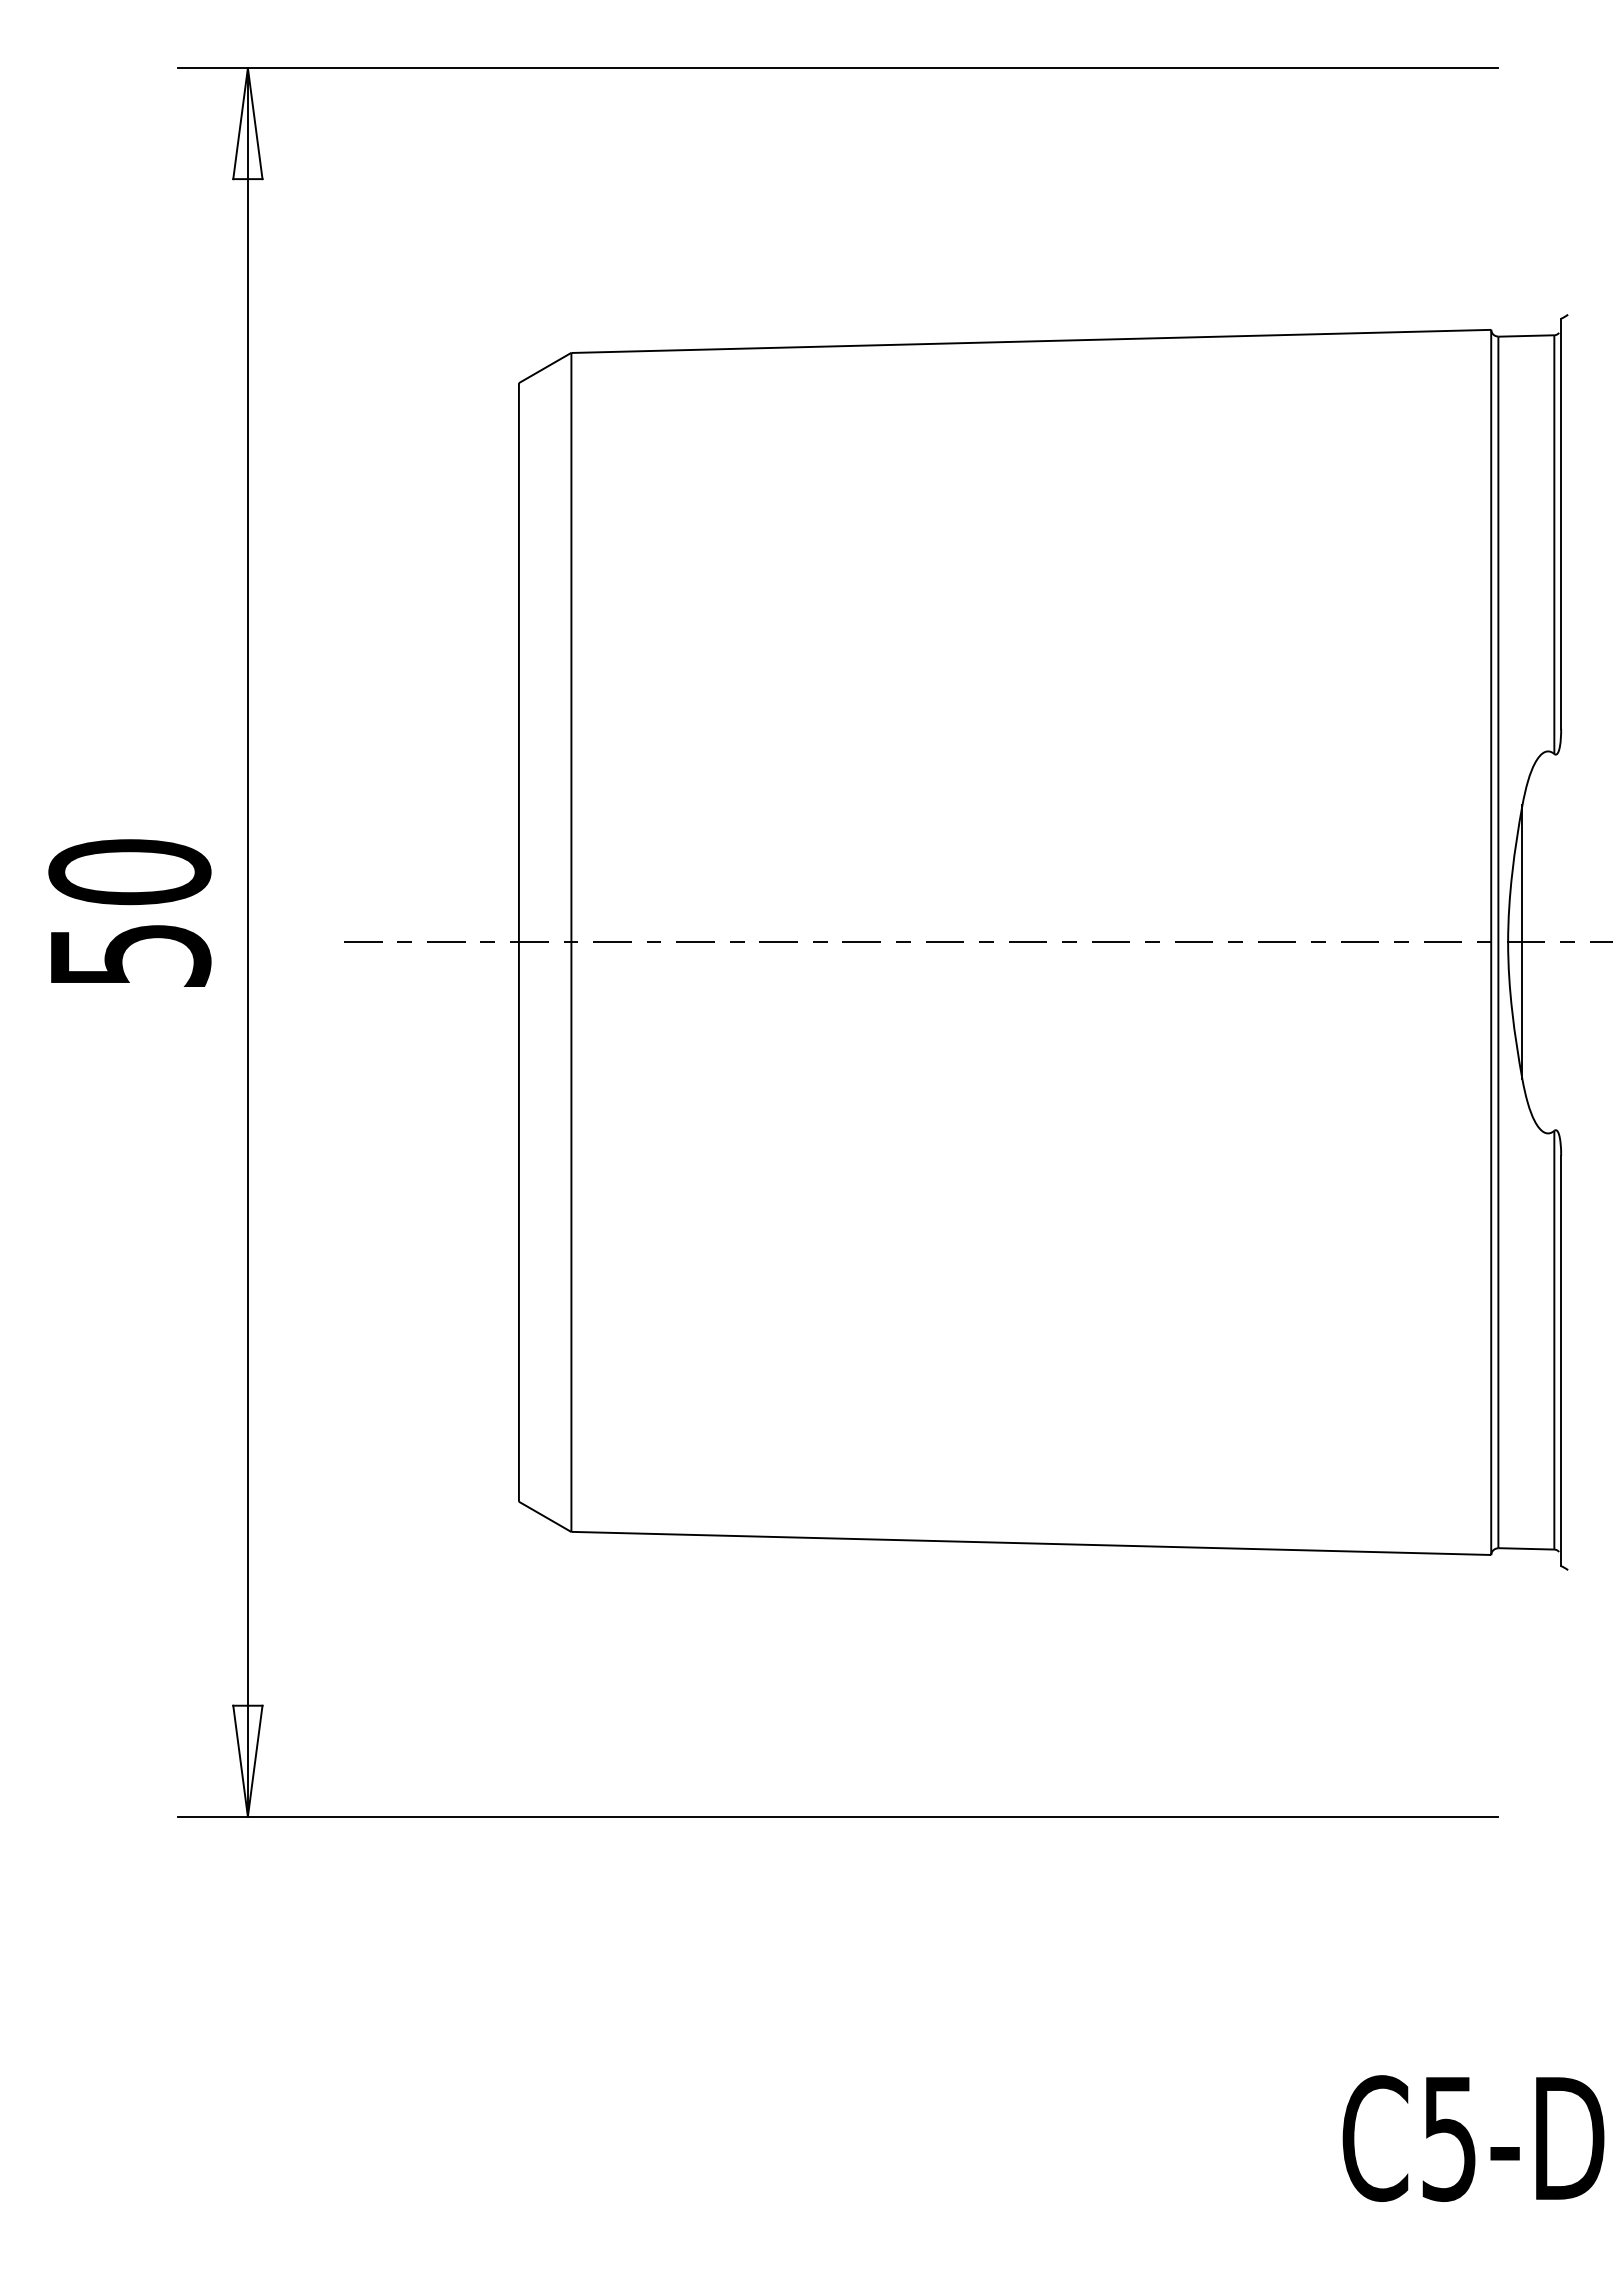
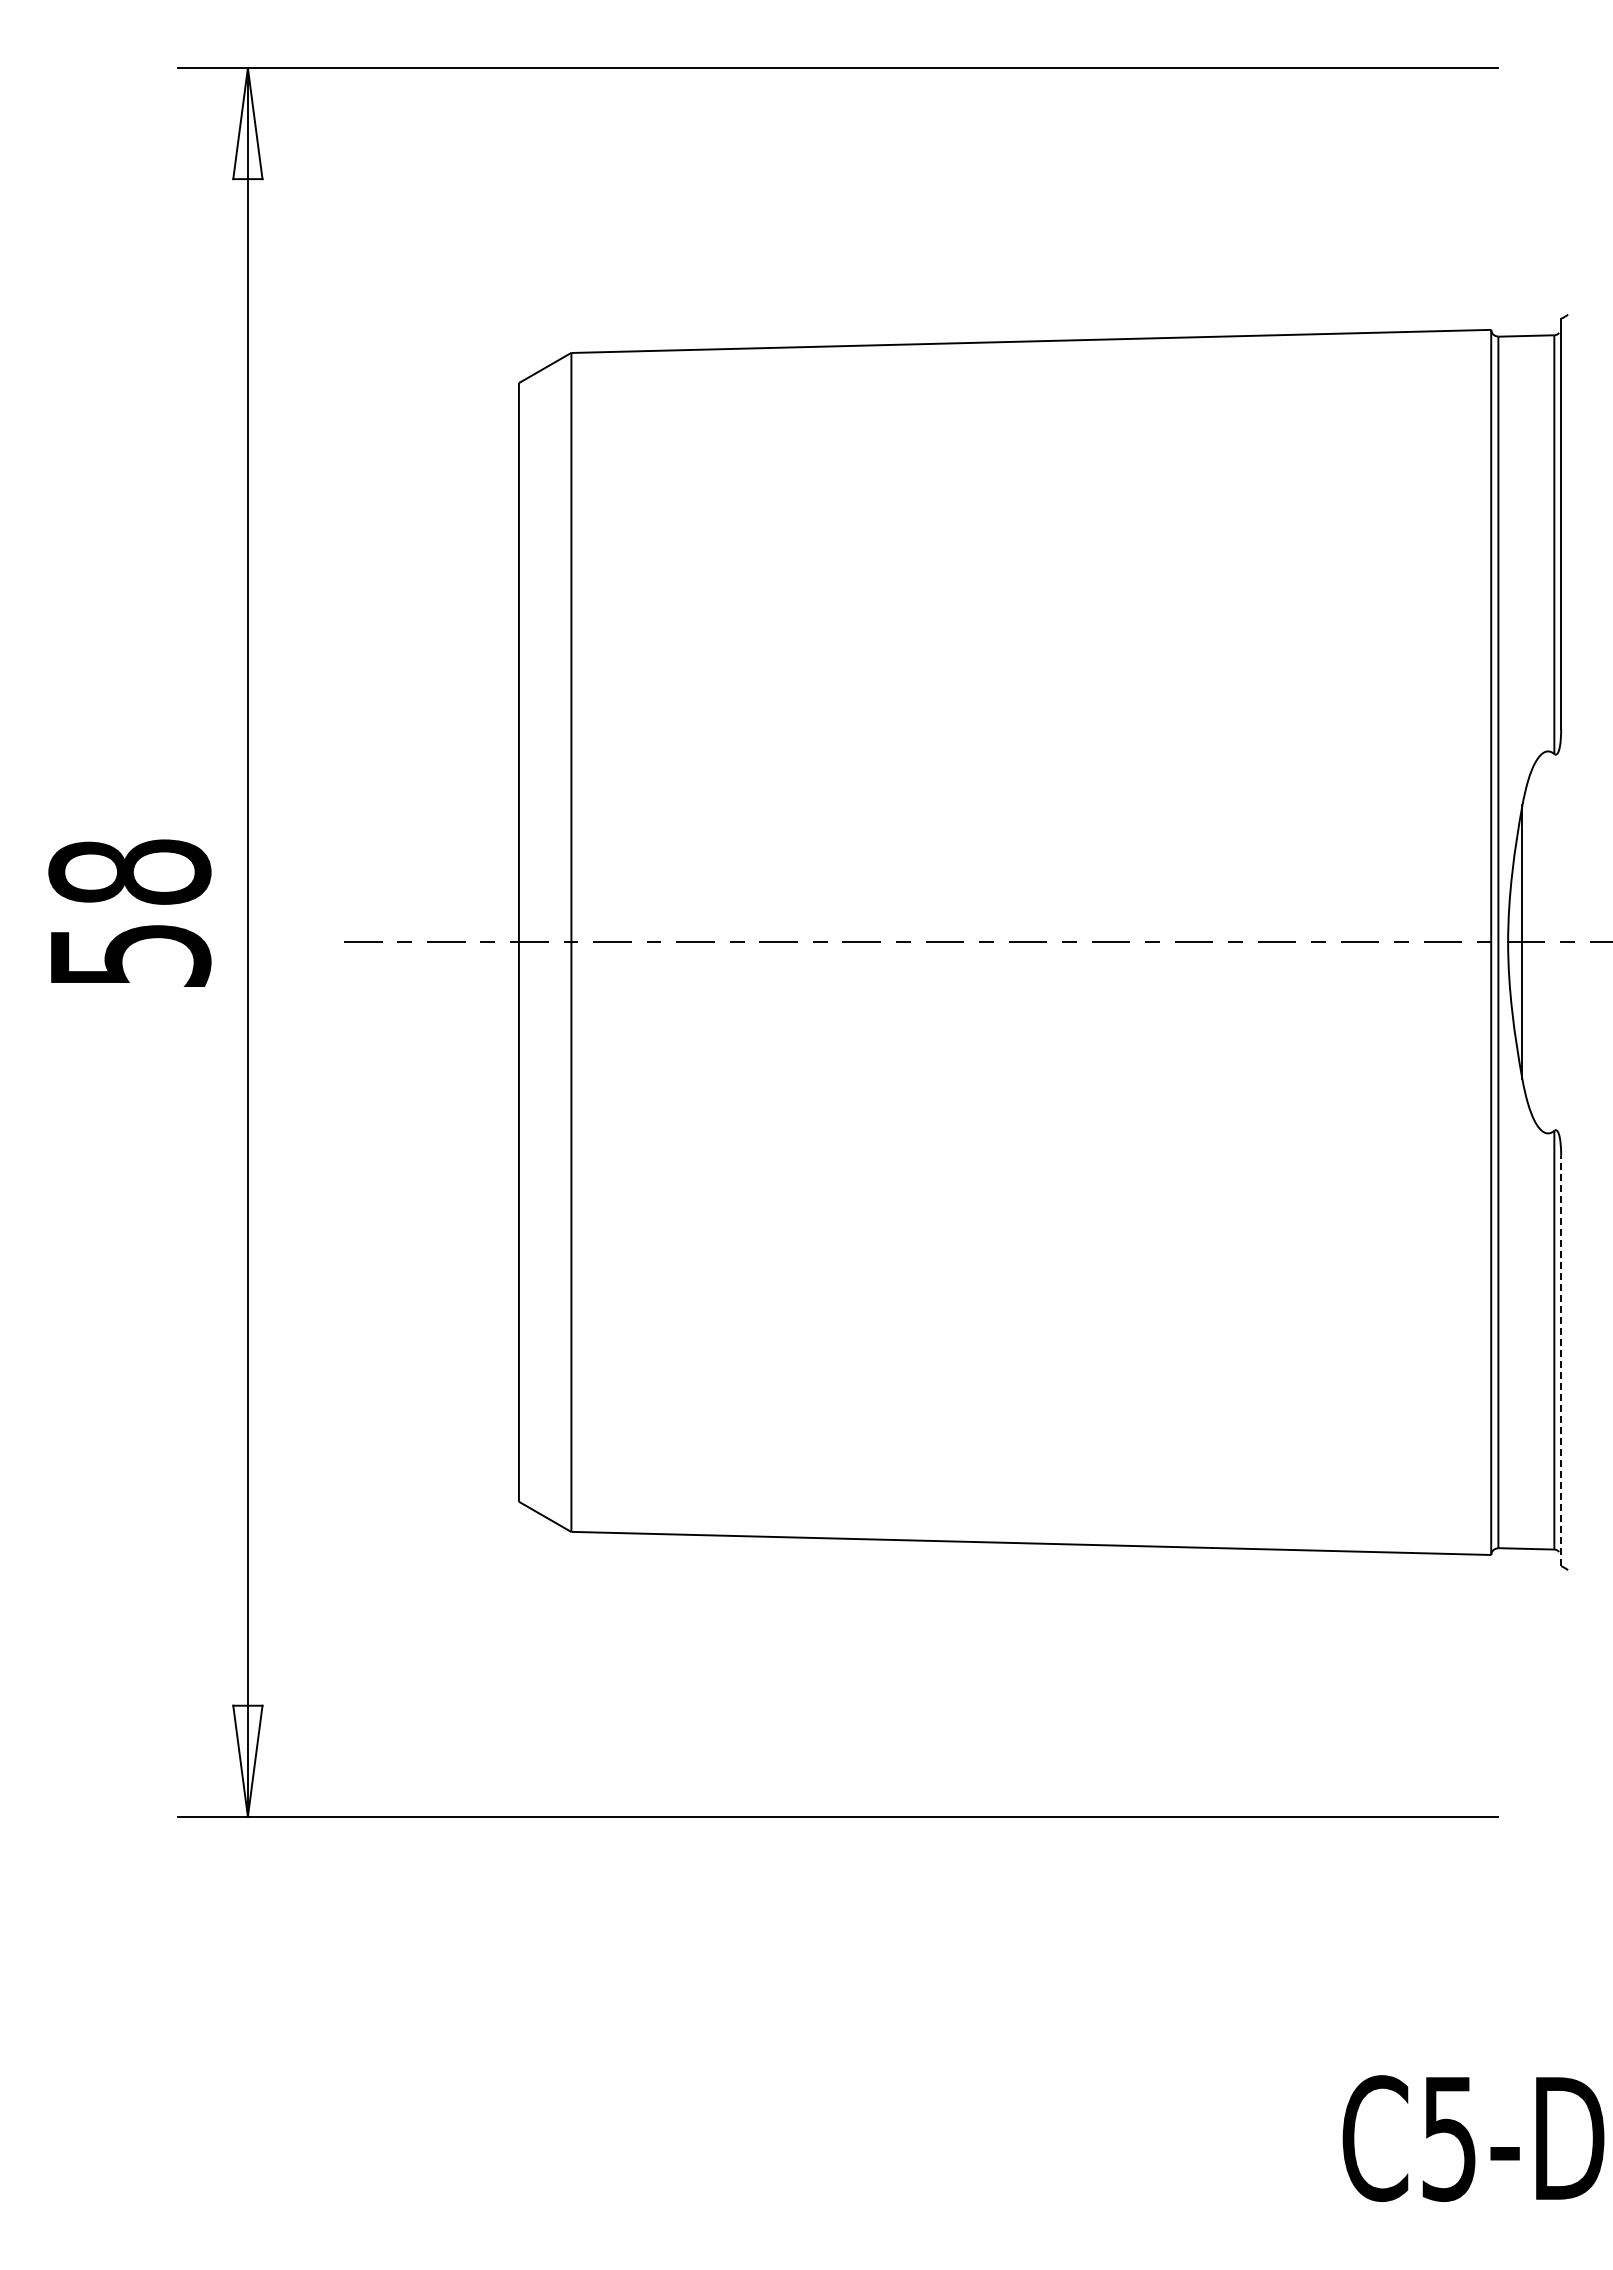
text: 50 -> 58 (129, 872)
line: solid -> dashed (1561, 1360)
